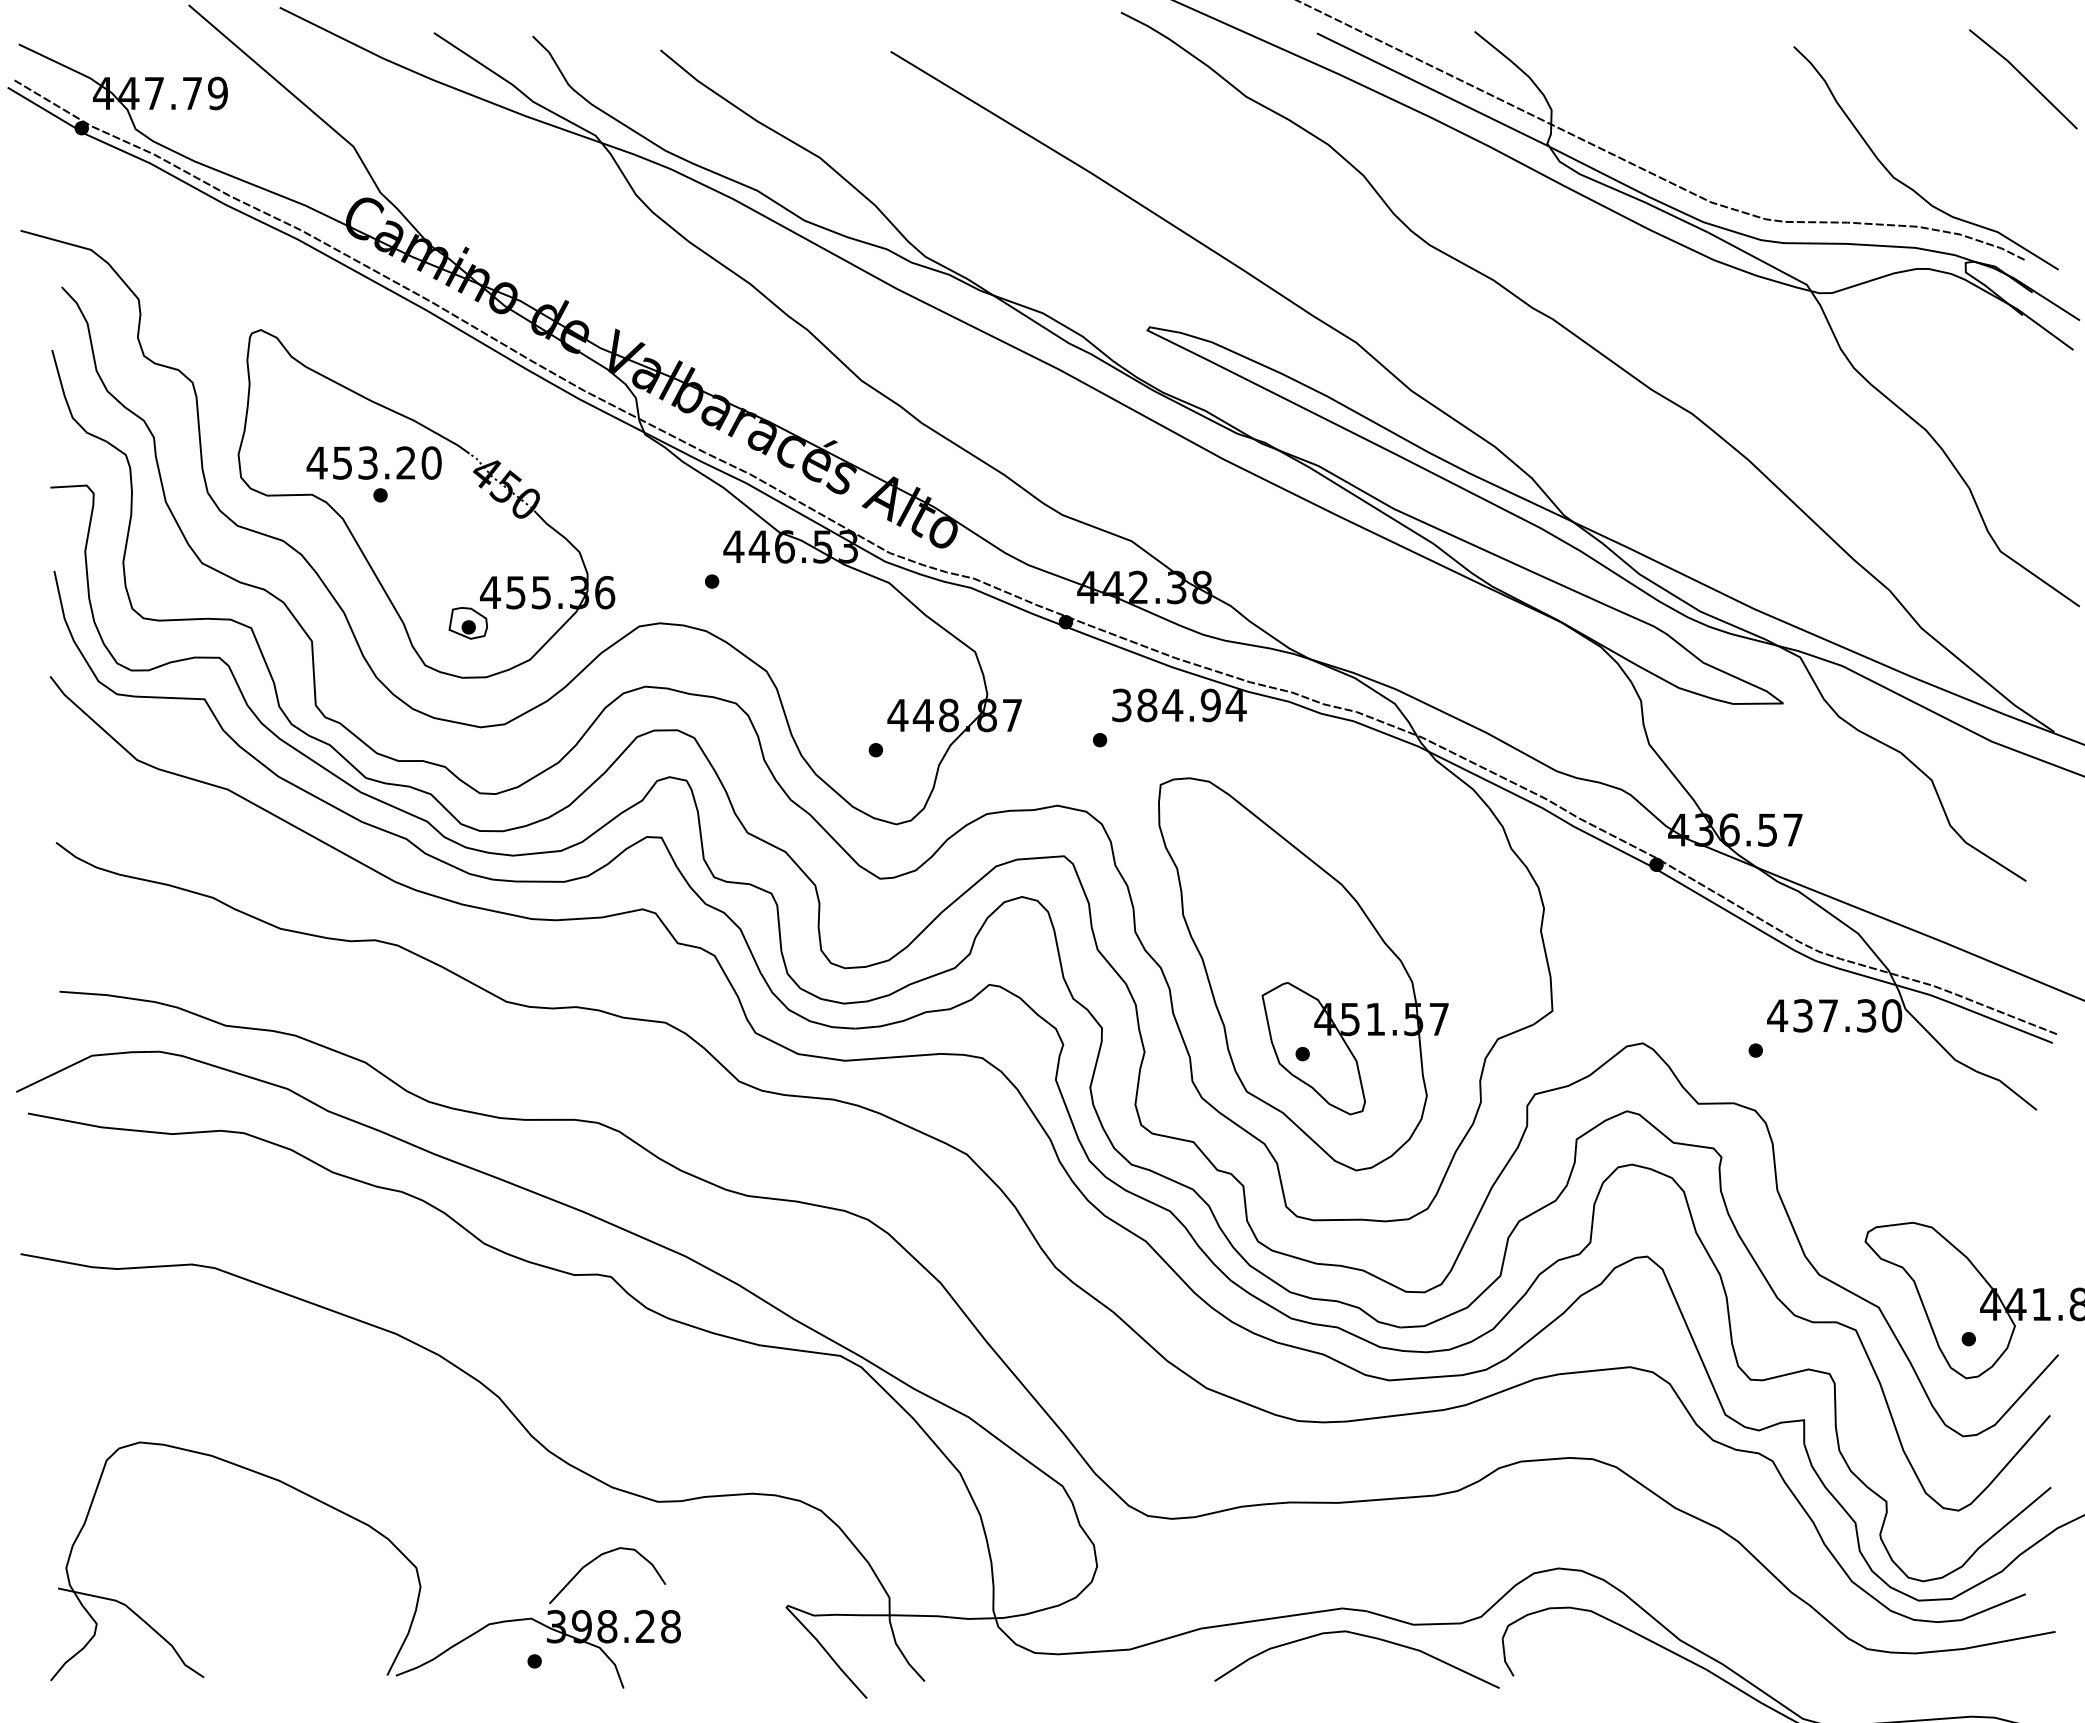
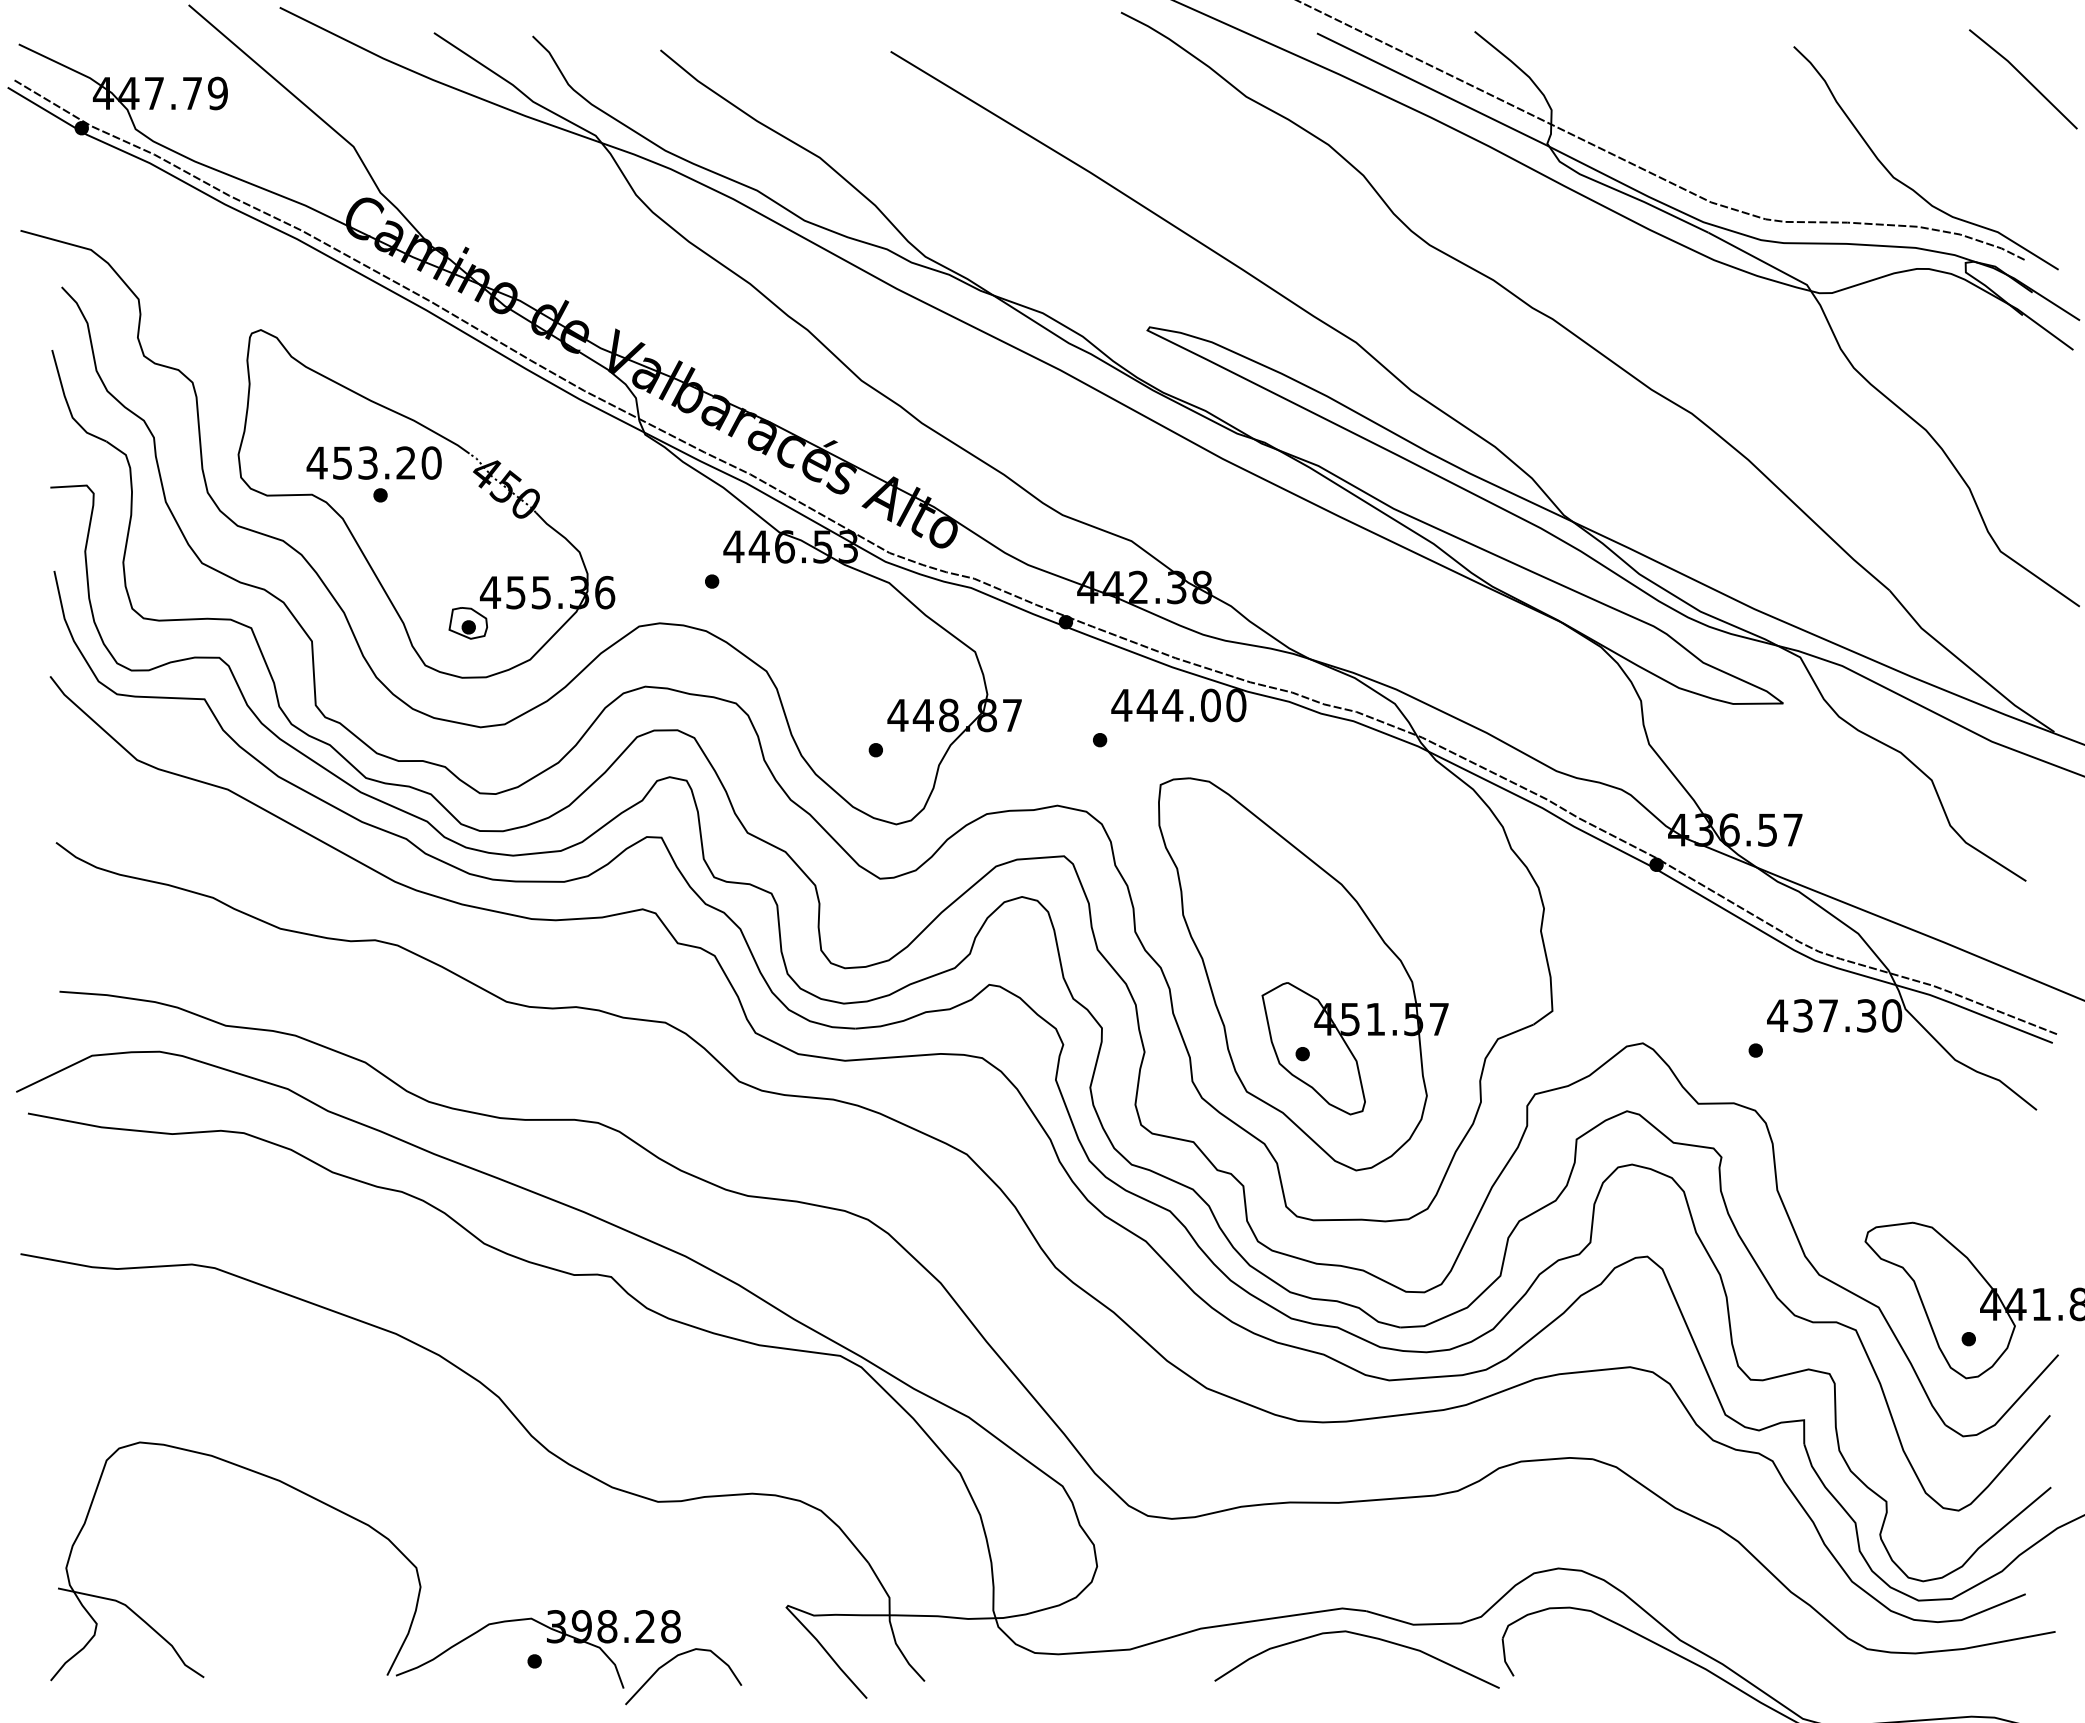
text: 384.94 -> 444.00 (1178, 705)
curve position: (596, 1559) -> (672, 1660) (672, 1660)
